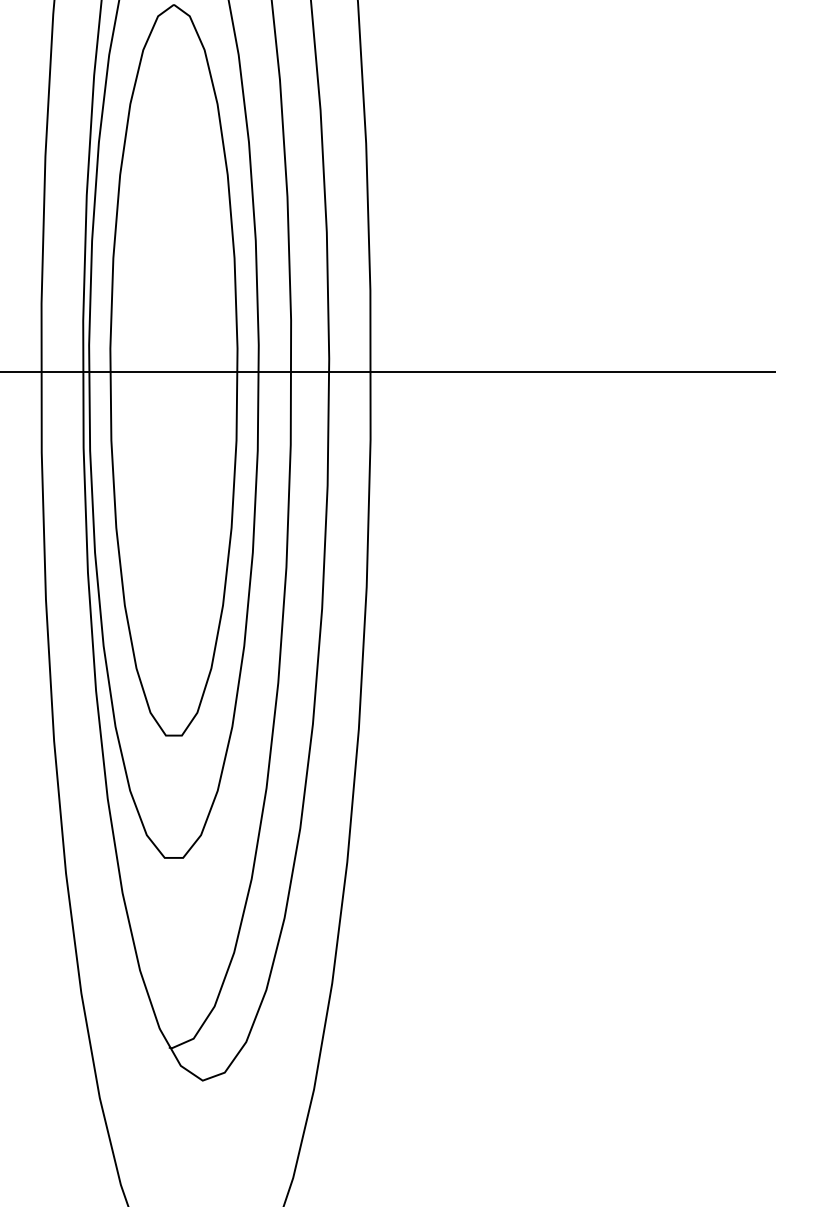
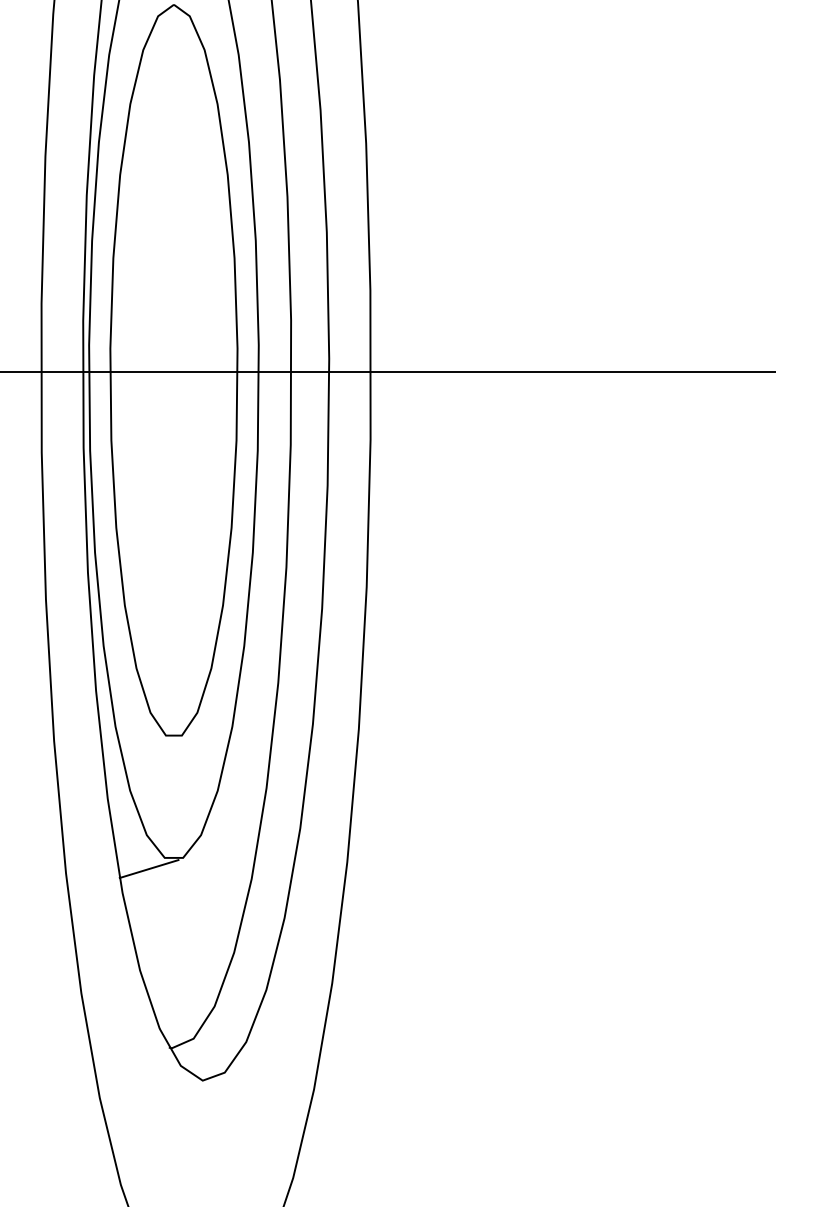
line: none -> present (148, 868)
